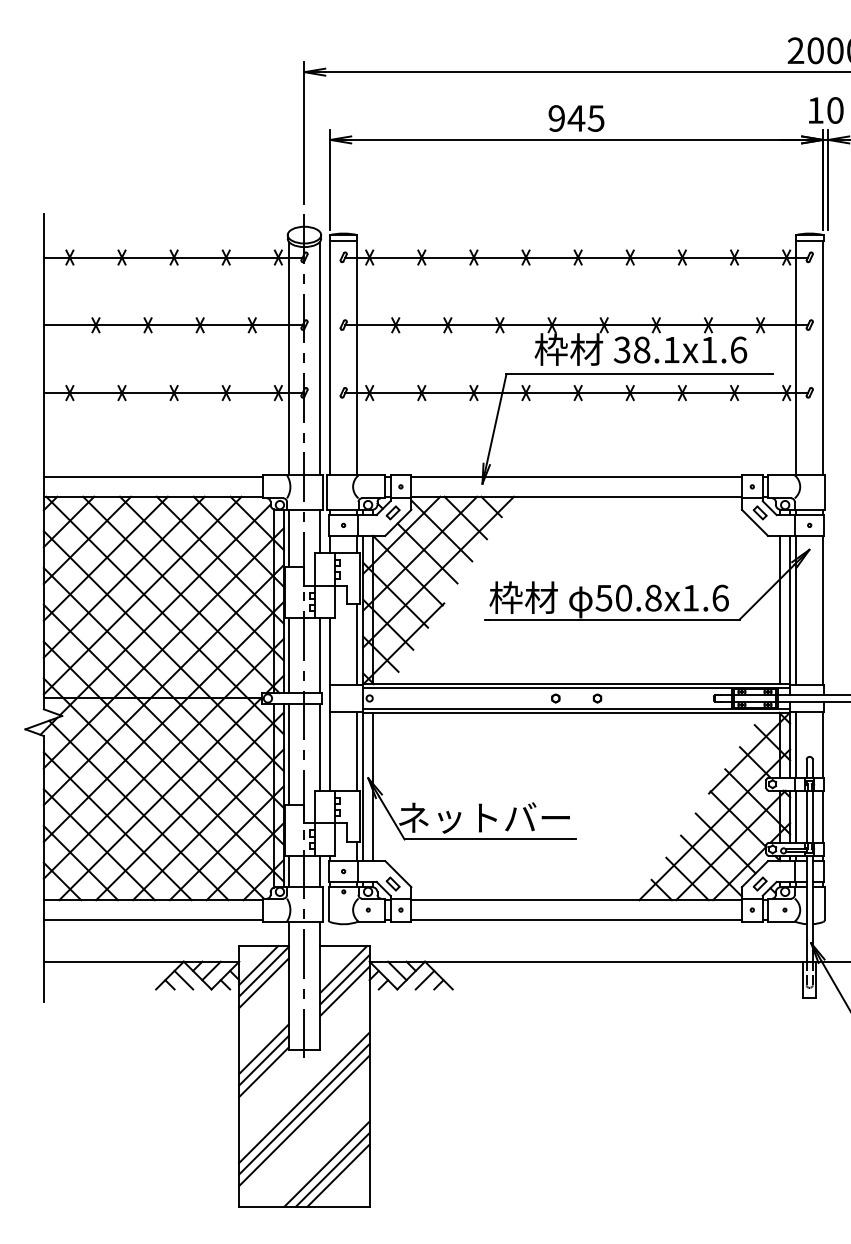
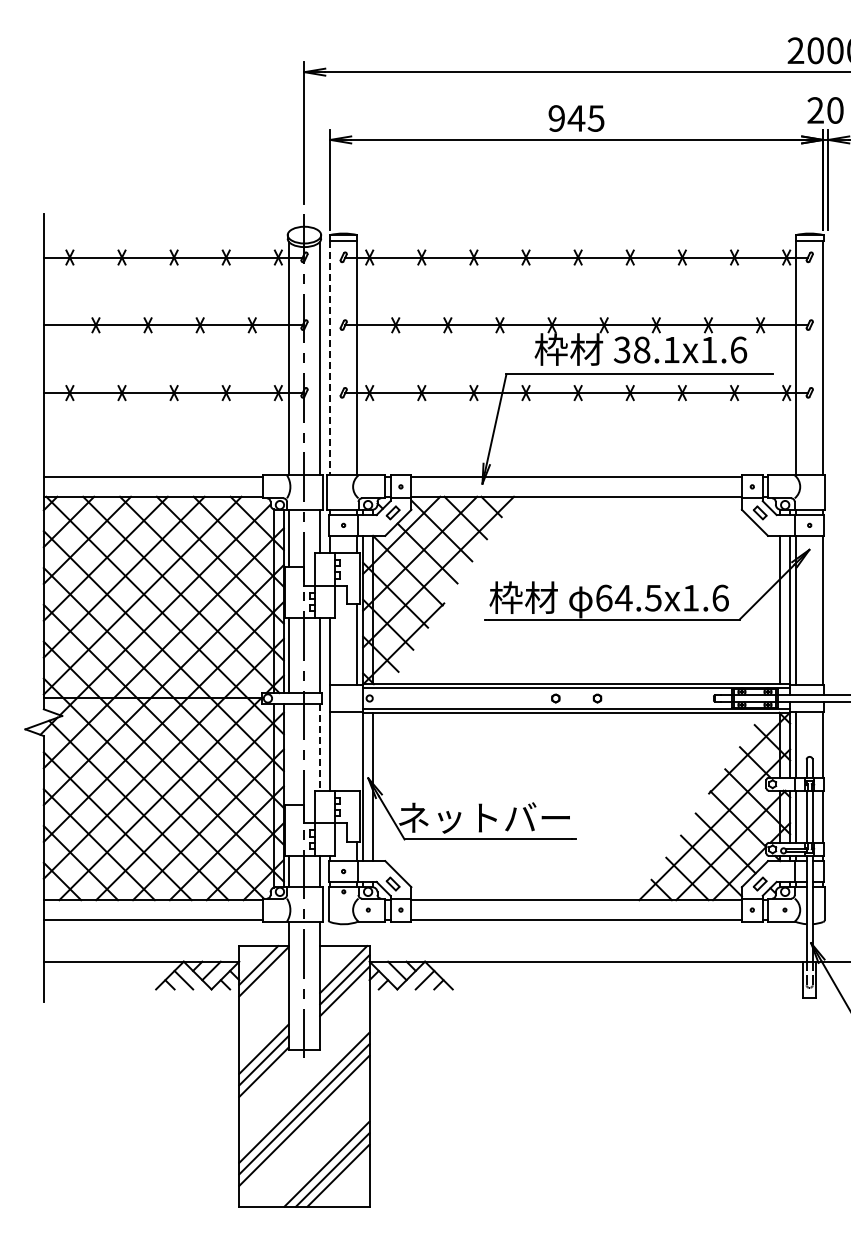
text: 10 -> 20 (815, 110)
line: solid -> dashed (330, 358)
text: 50.8x1.6 -> 64.5x1.6 (628, 597)
line: solid -> dashed (320, 747)
line: present -> none (356, 750)
line: present -> none (288, 753)
line: present -> none (263, 982)
